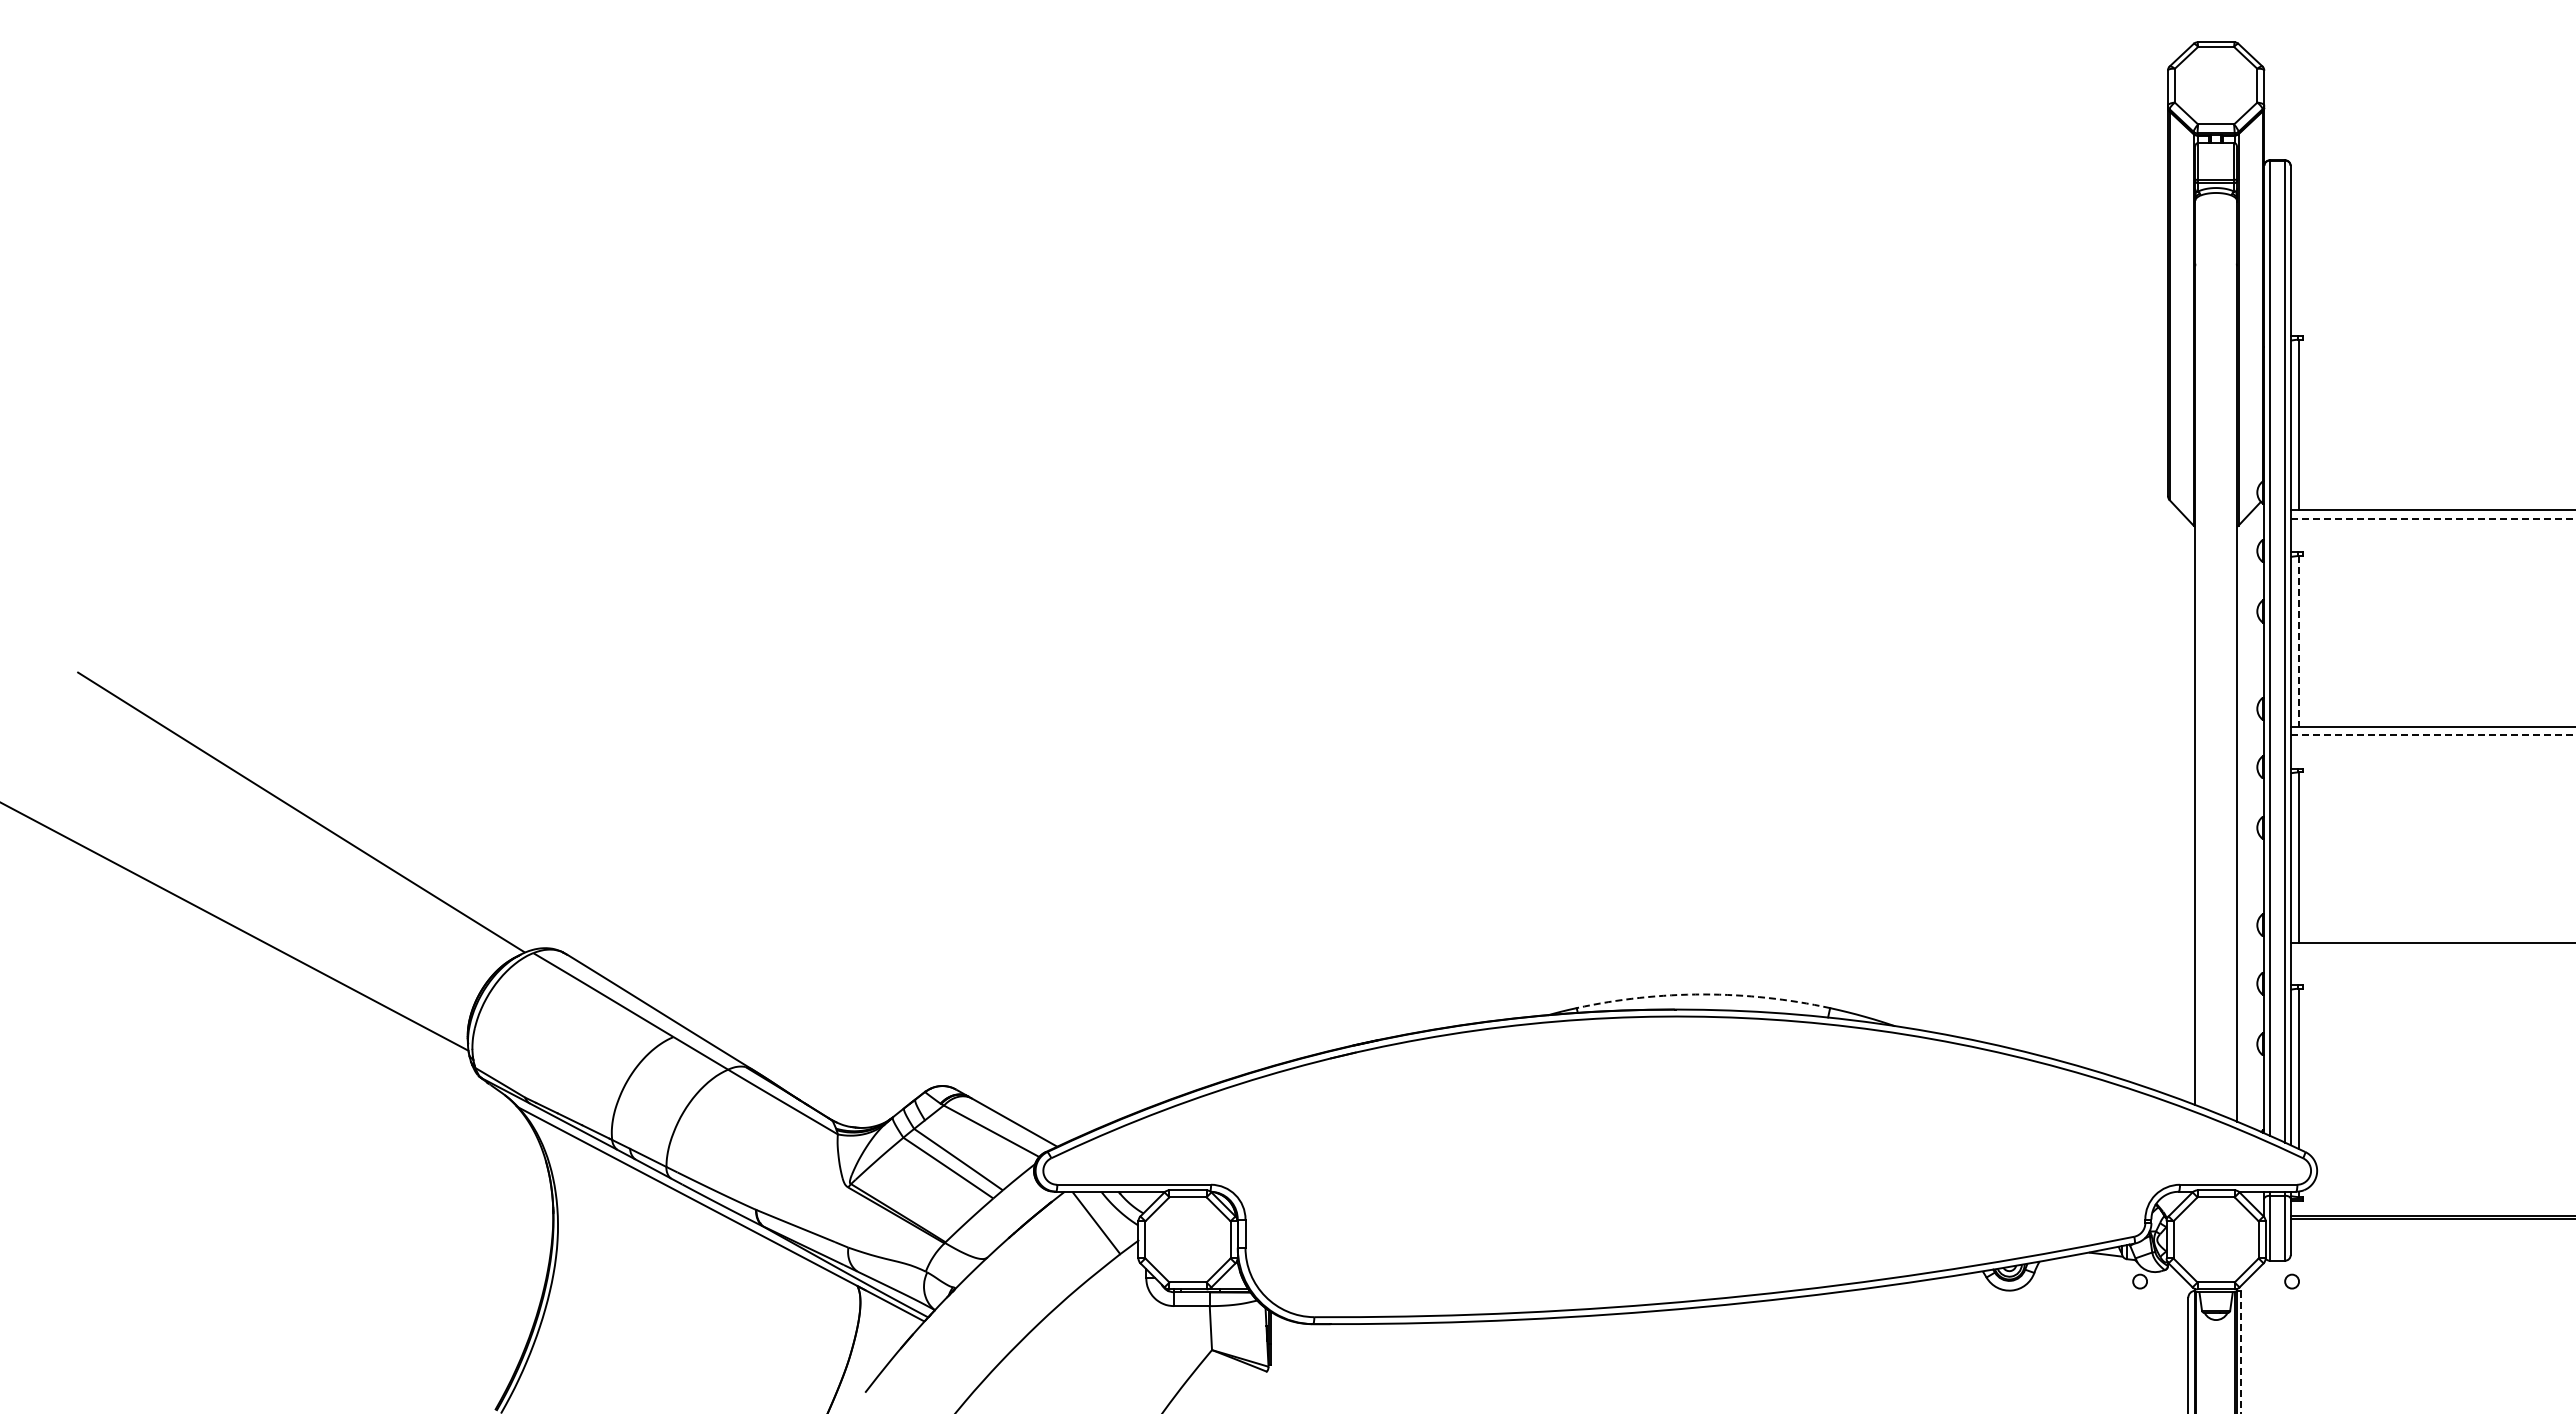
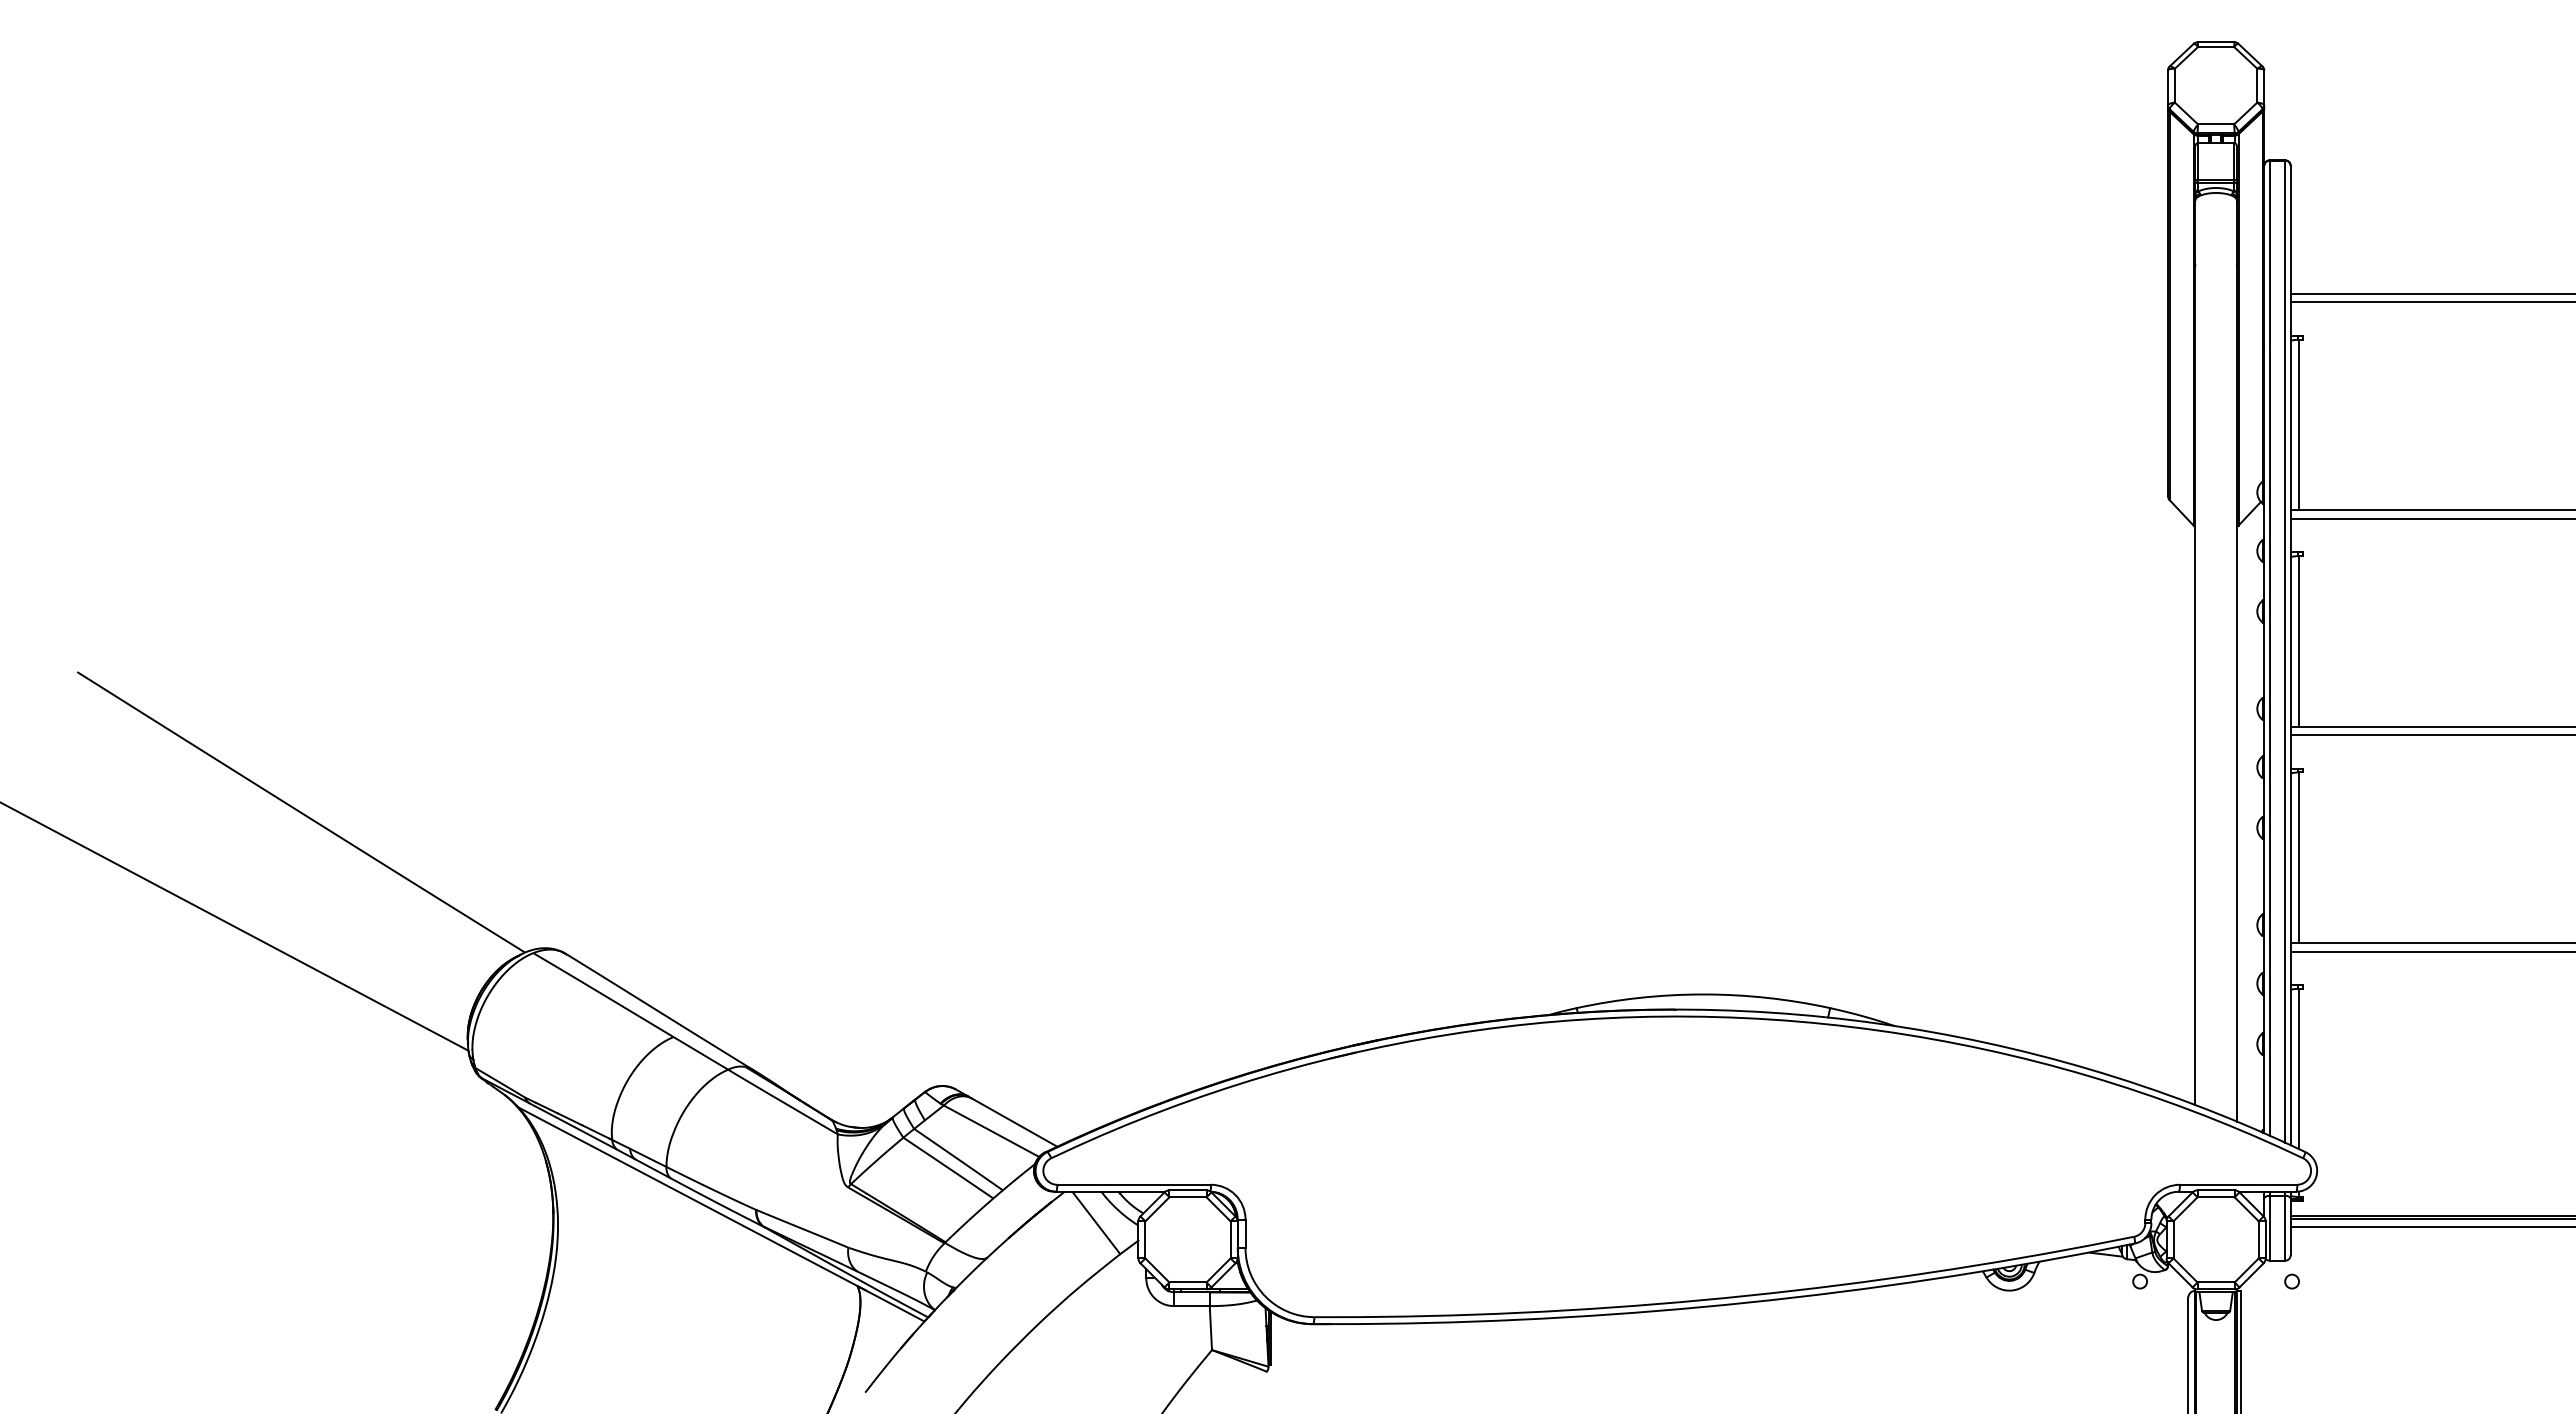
line: none -> present (2431, 294)
line: none -> present (2431, 302)
line: dashed -> solid (2433, 518)
line: dashed -> solid (2299, 641)
line: dashed -> solid (2433, 735)
line: none -> present (2431, 951)
arc: dashed -> solid (1703, 994)
line: none -> present (2431, 1227)
line: dashed -> solid (2241, 1352)
